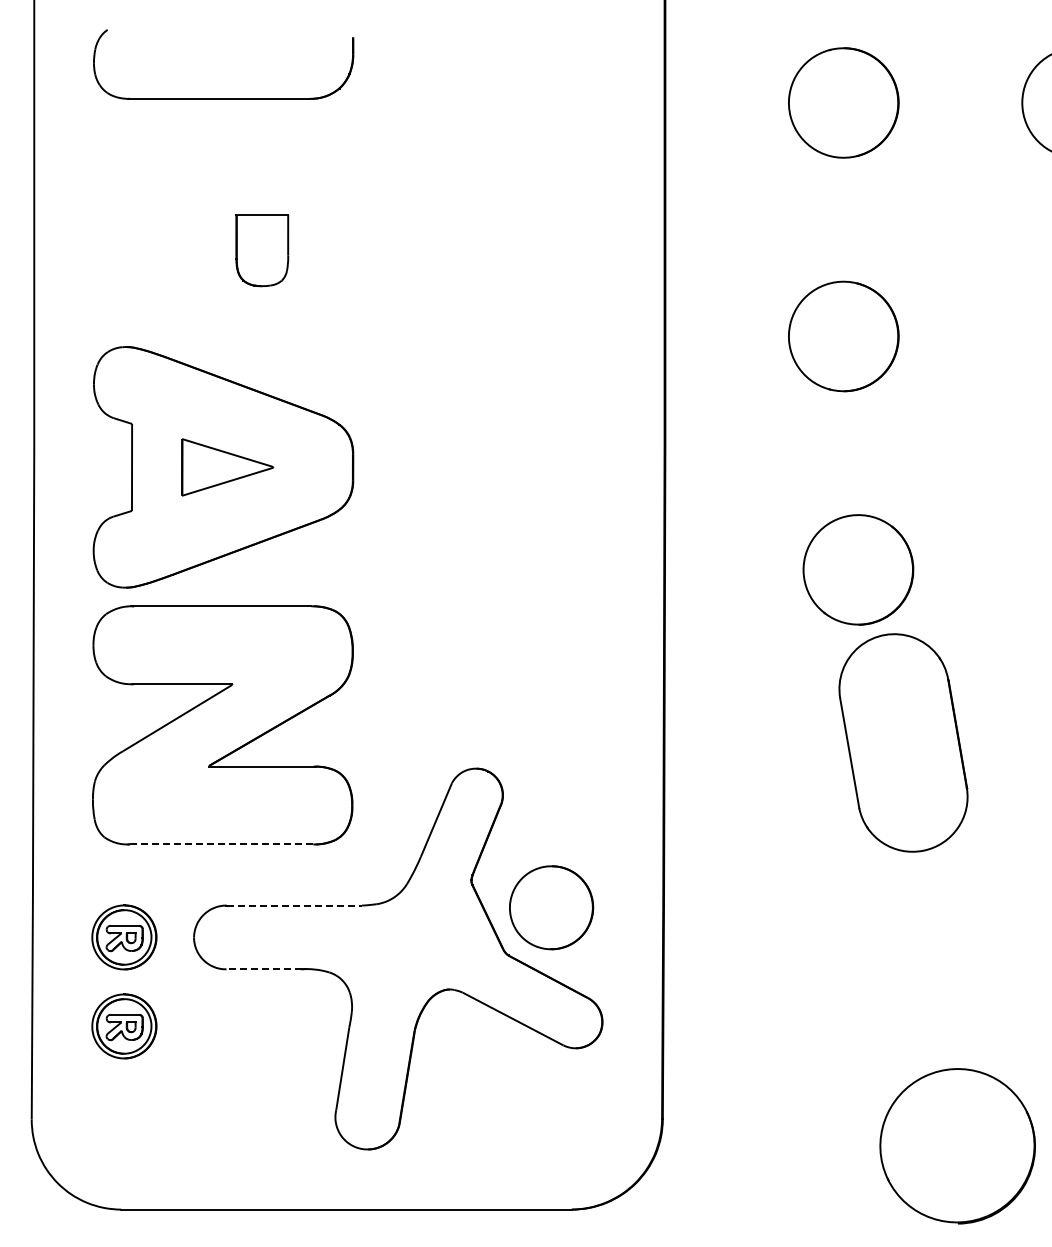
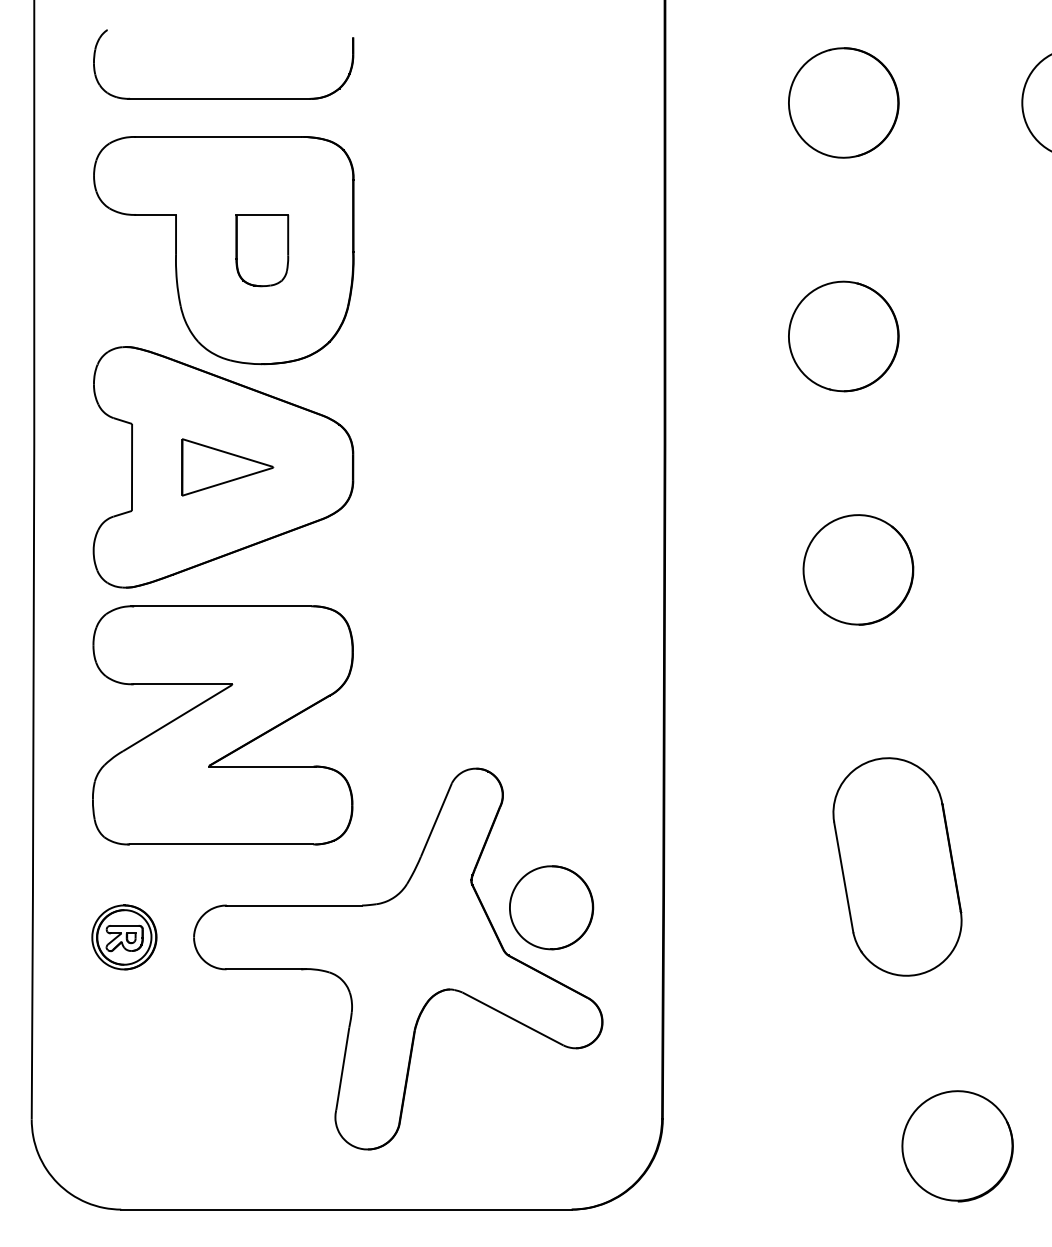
part: none -> present (223, 250)
part position: (903, 742) -> (897, 866) (897, 866)
line: dashed -> solid (221, 844)
line: dashed -> solid (294, 905)
line: dashed -> solid (263, 969)
part: present -> none (124, 1026)
part size: 157x157 px -> 113x113 px (957, 1146)
